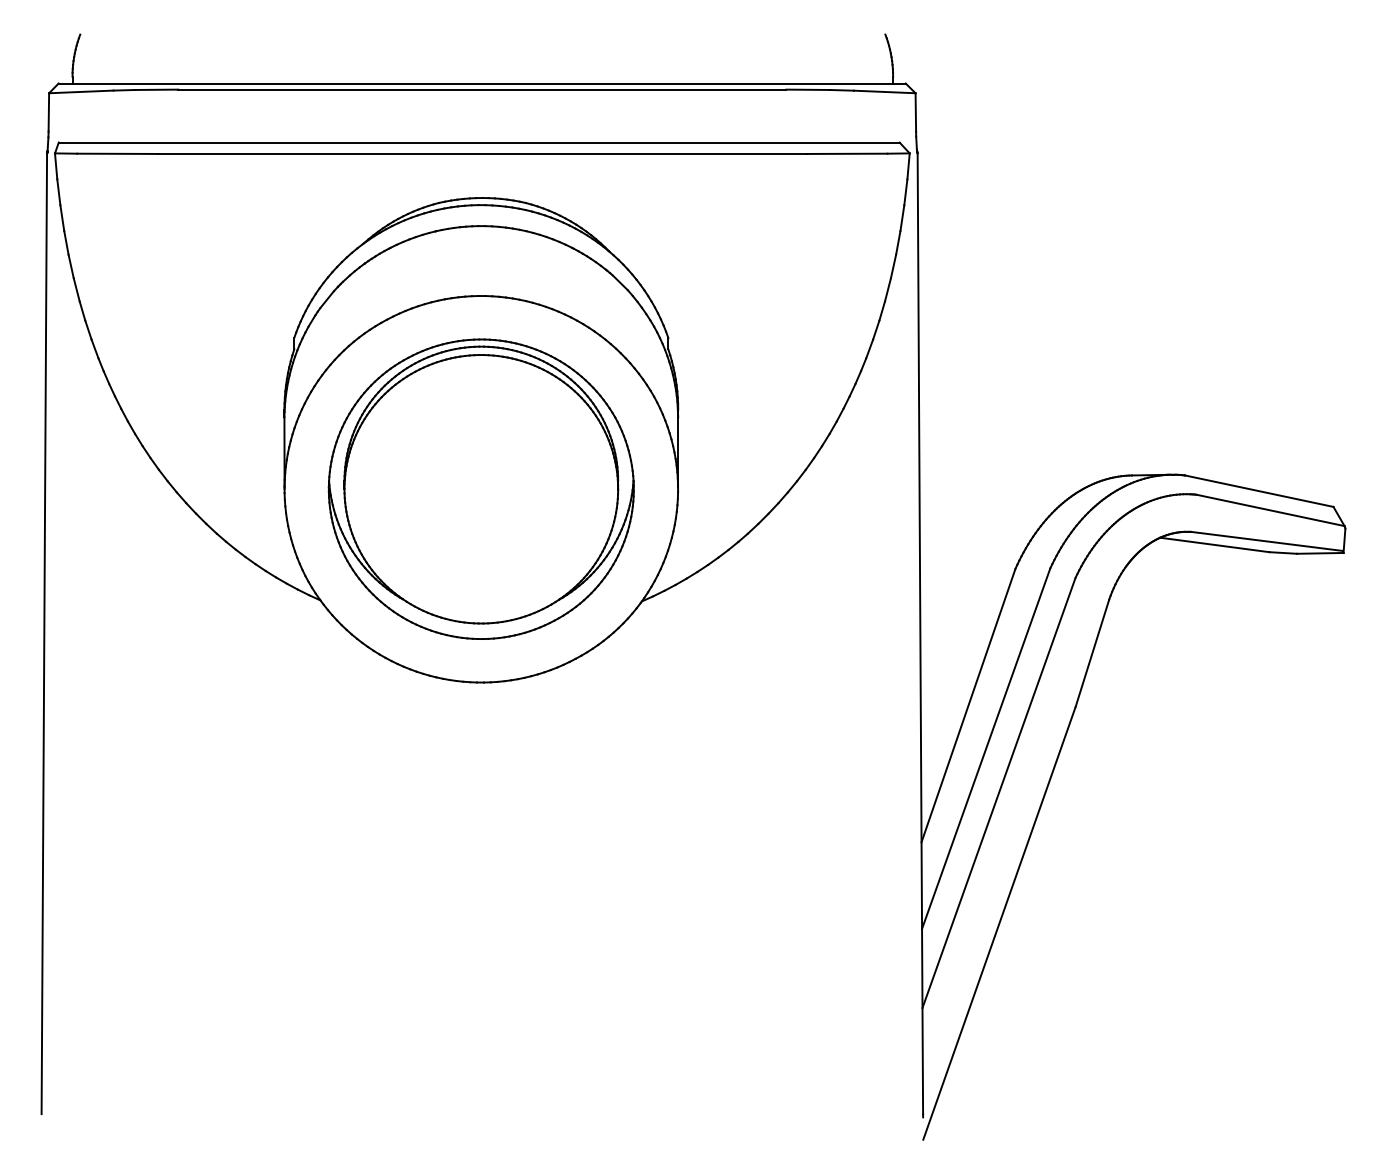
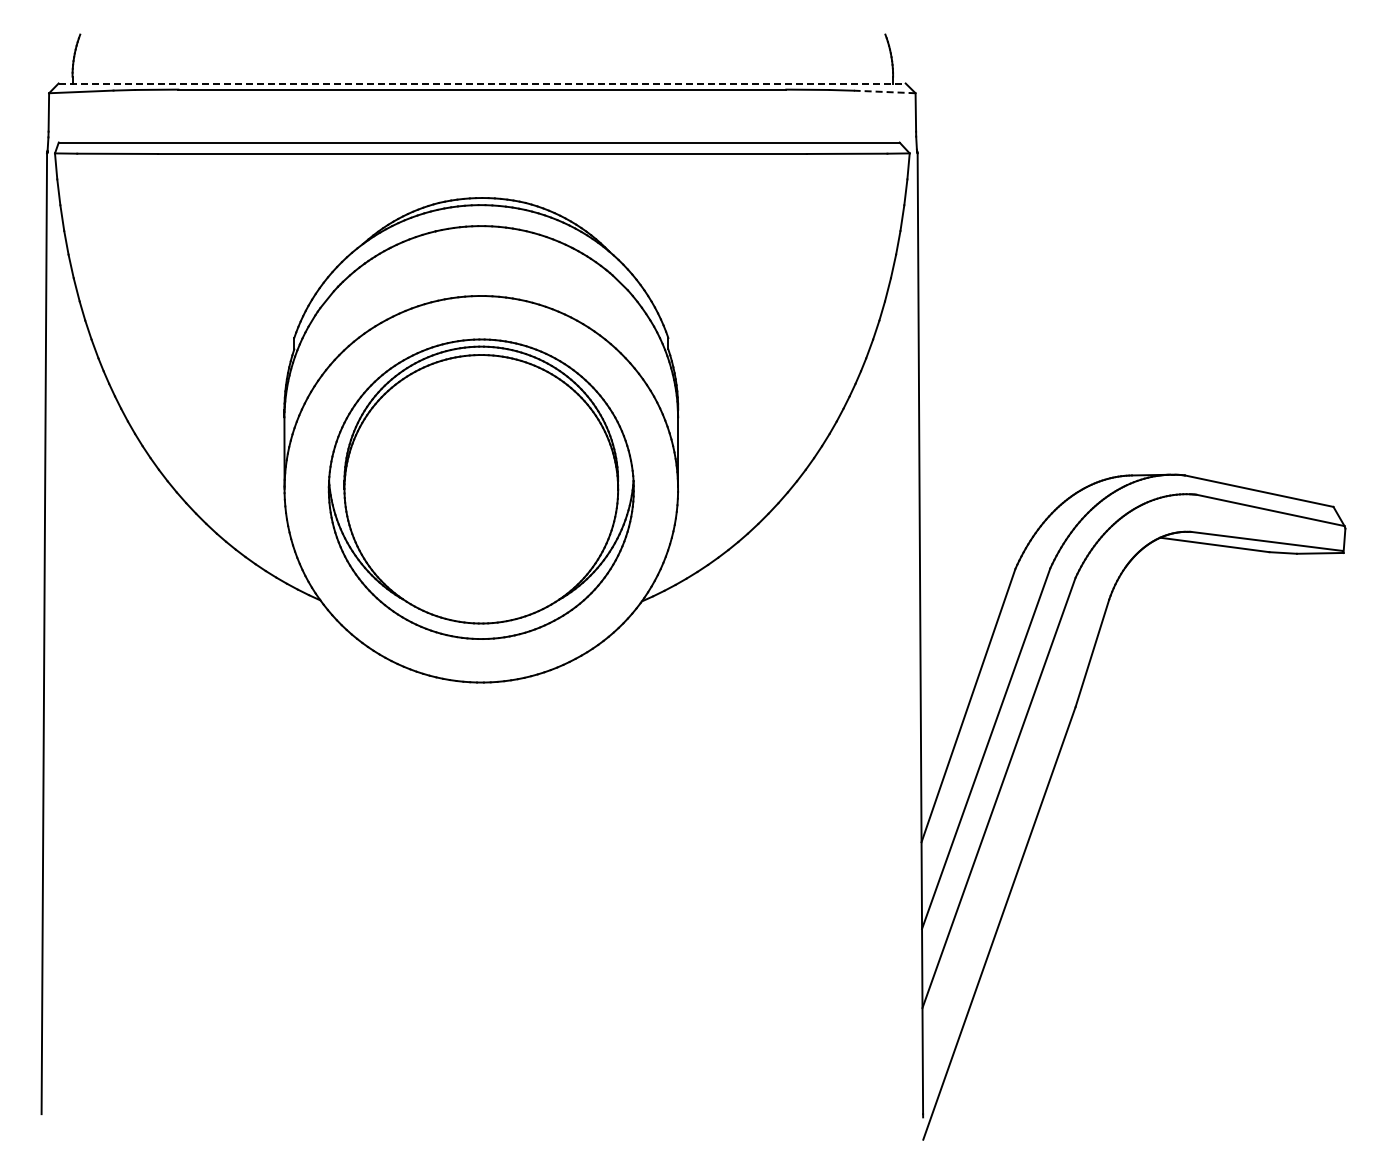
line: solid -> dashed (482, 83)
line: solid -> dashed (884, 91)
